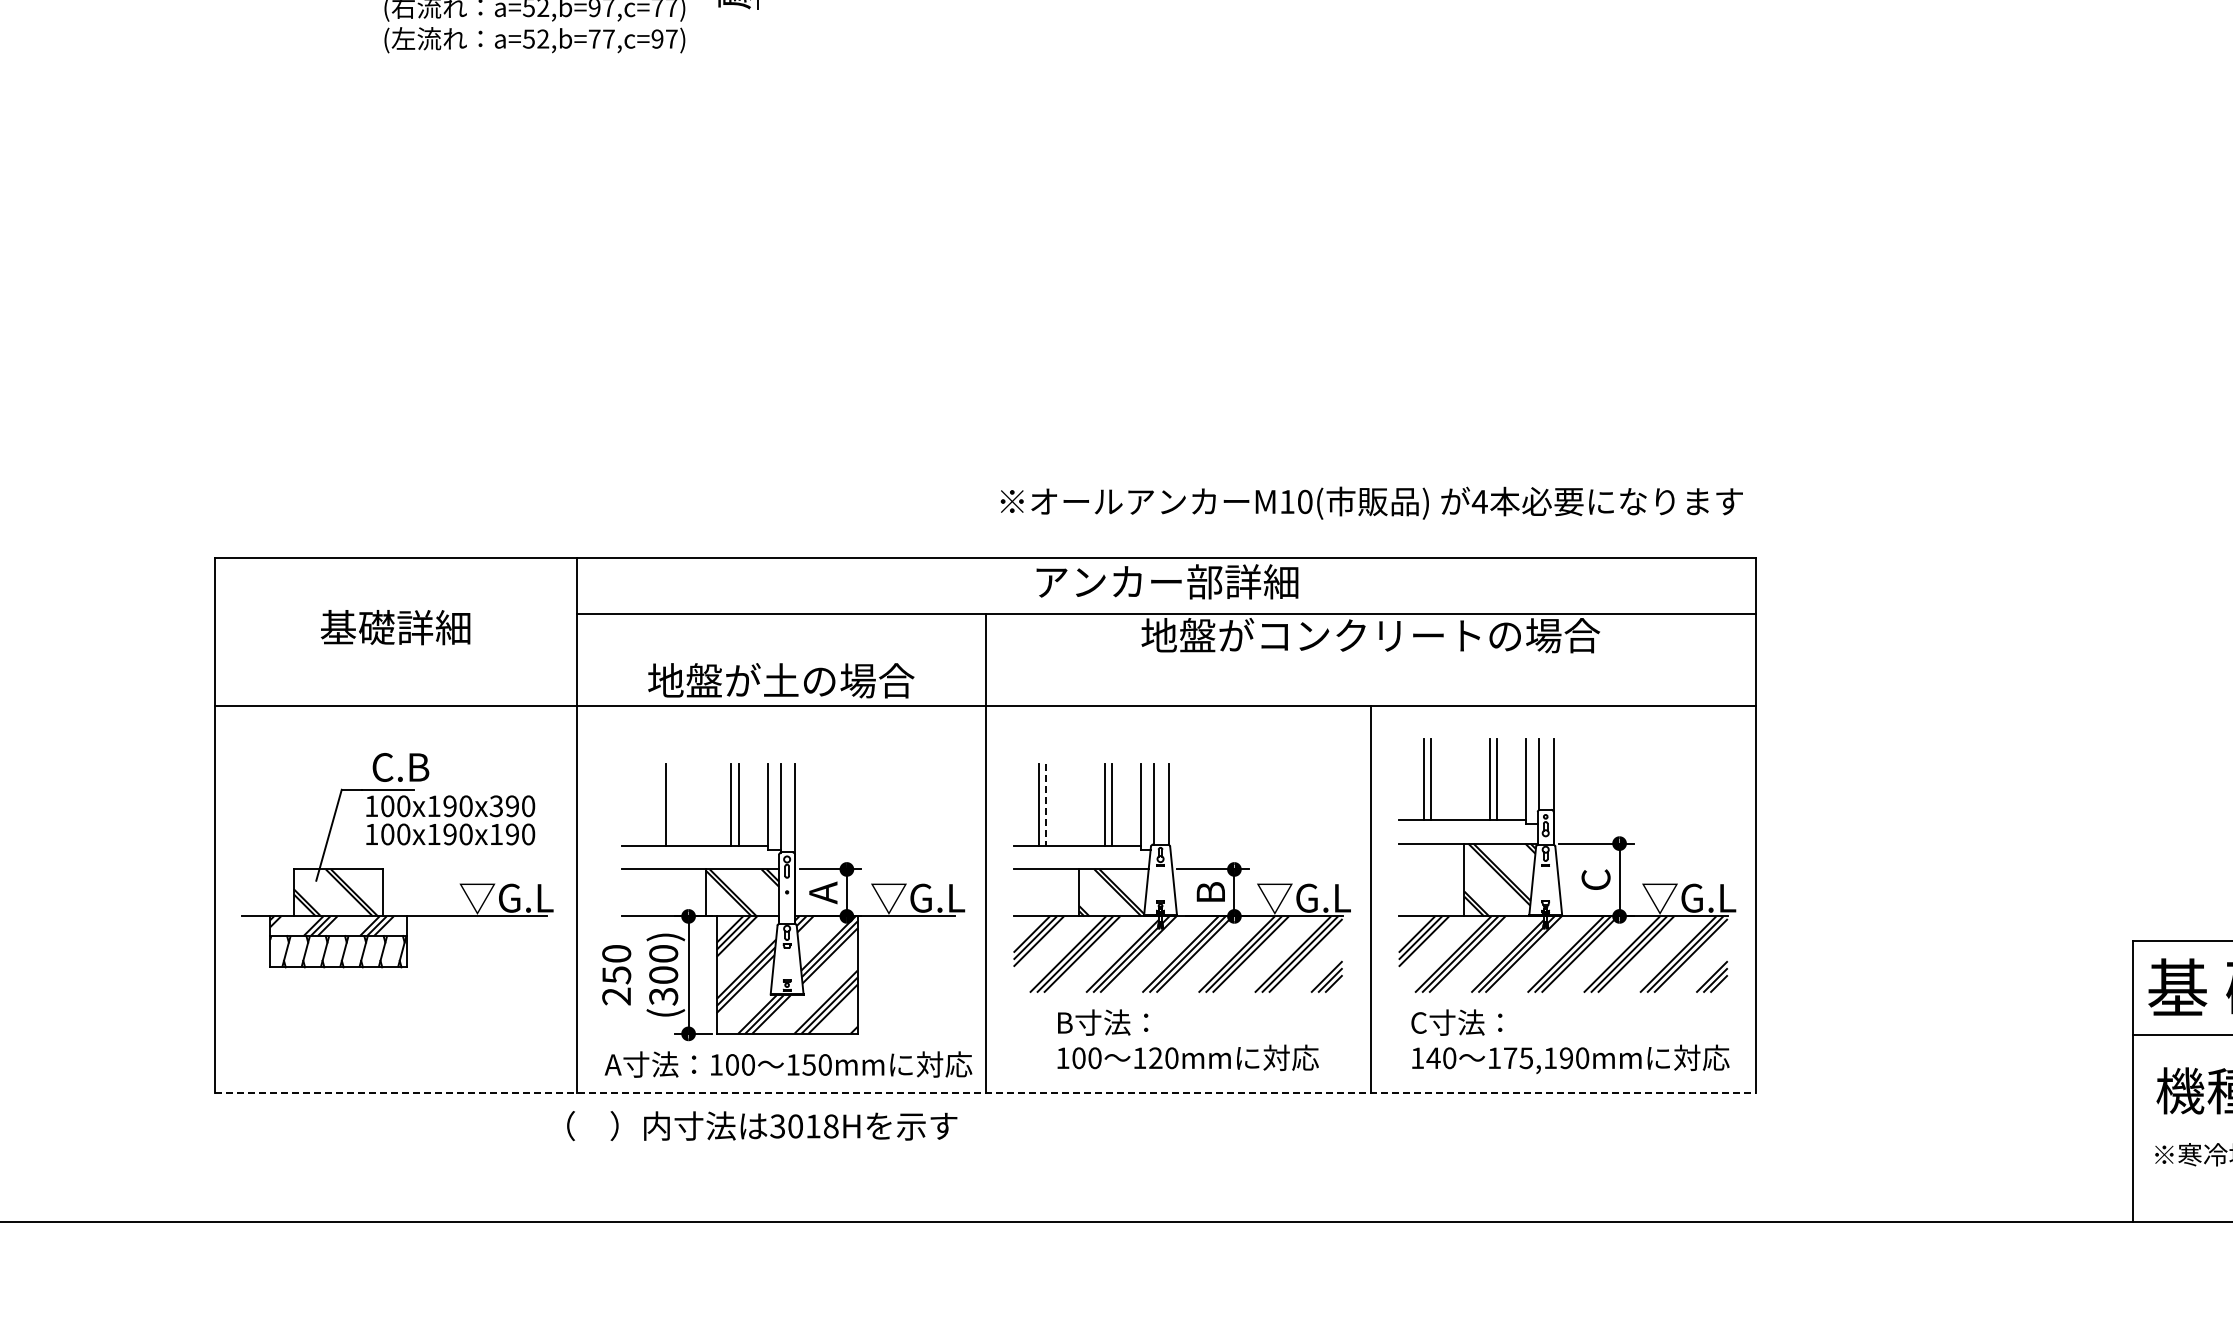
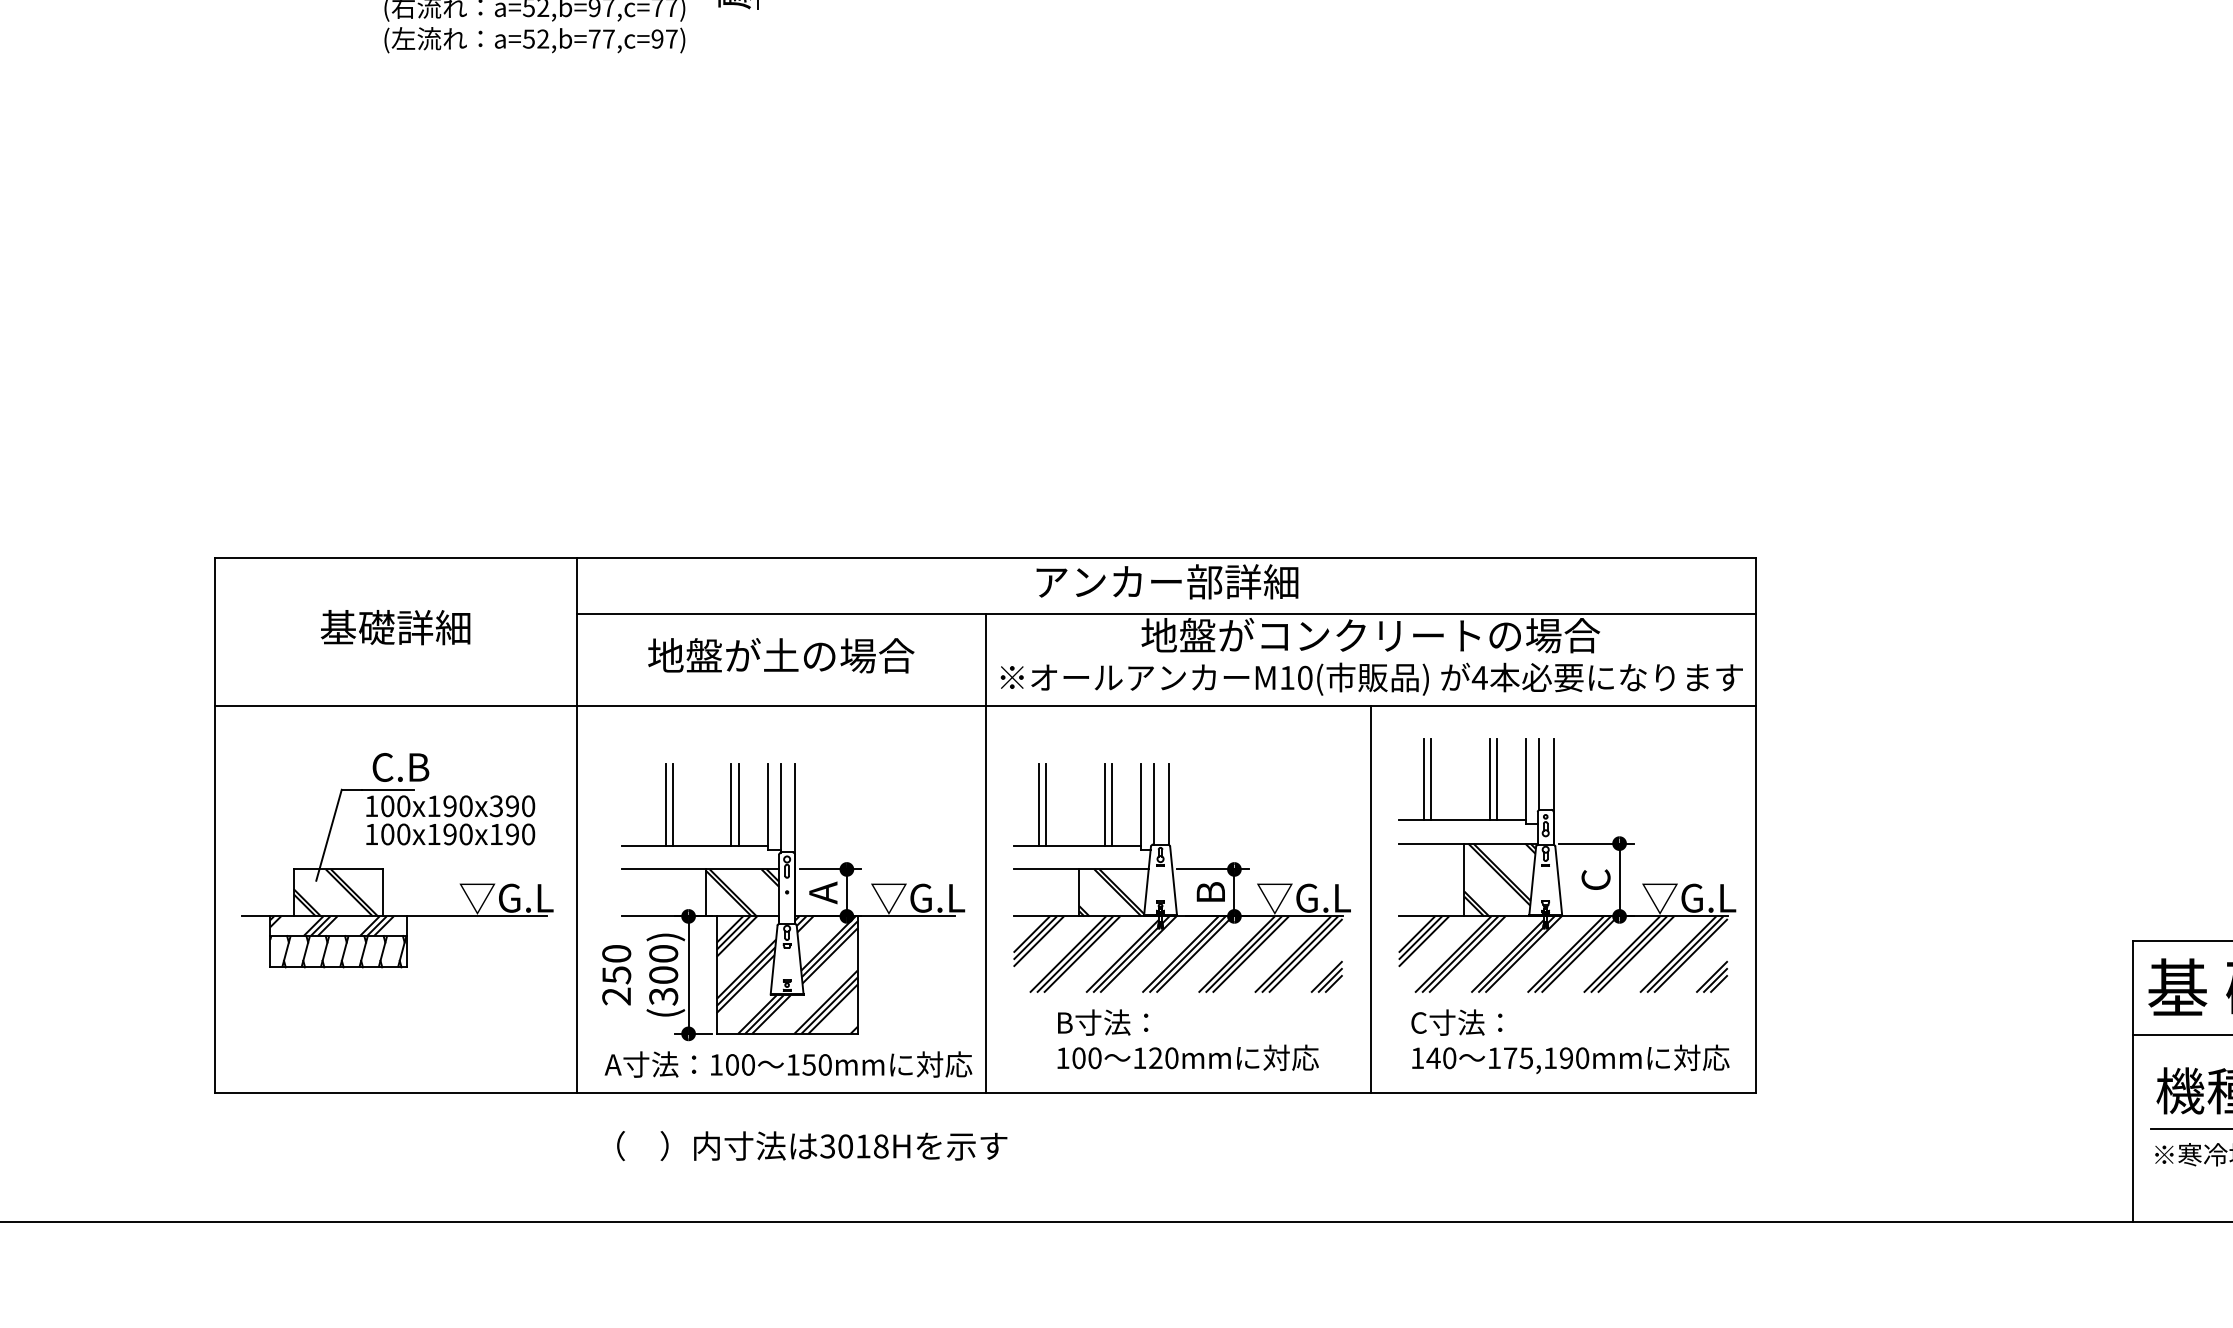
text position: (1371, 502) -> (1371, 678) (1371, 678)
text position: (781, 680) -> (781, 655) (781, 655)
line: none -> present (672, 804)
line: dashed -> solid (1046, 805)
line: dashed -> solid (986, 1093)
text position: (762, 1126) -> (812, 1146) (812, 1146)
line: none -> present (2190, 1128)
